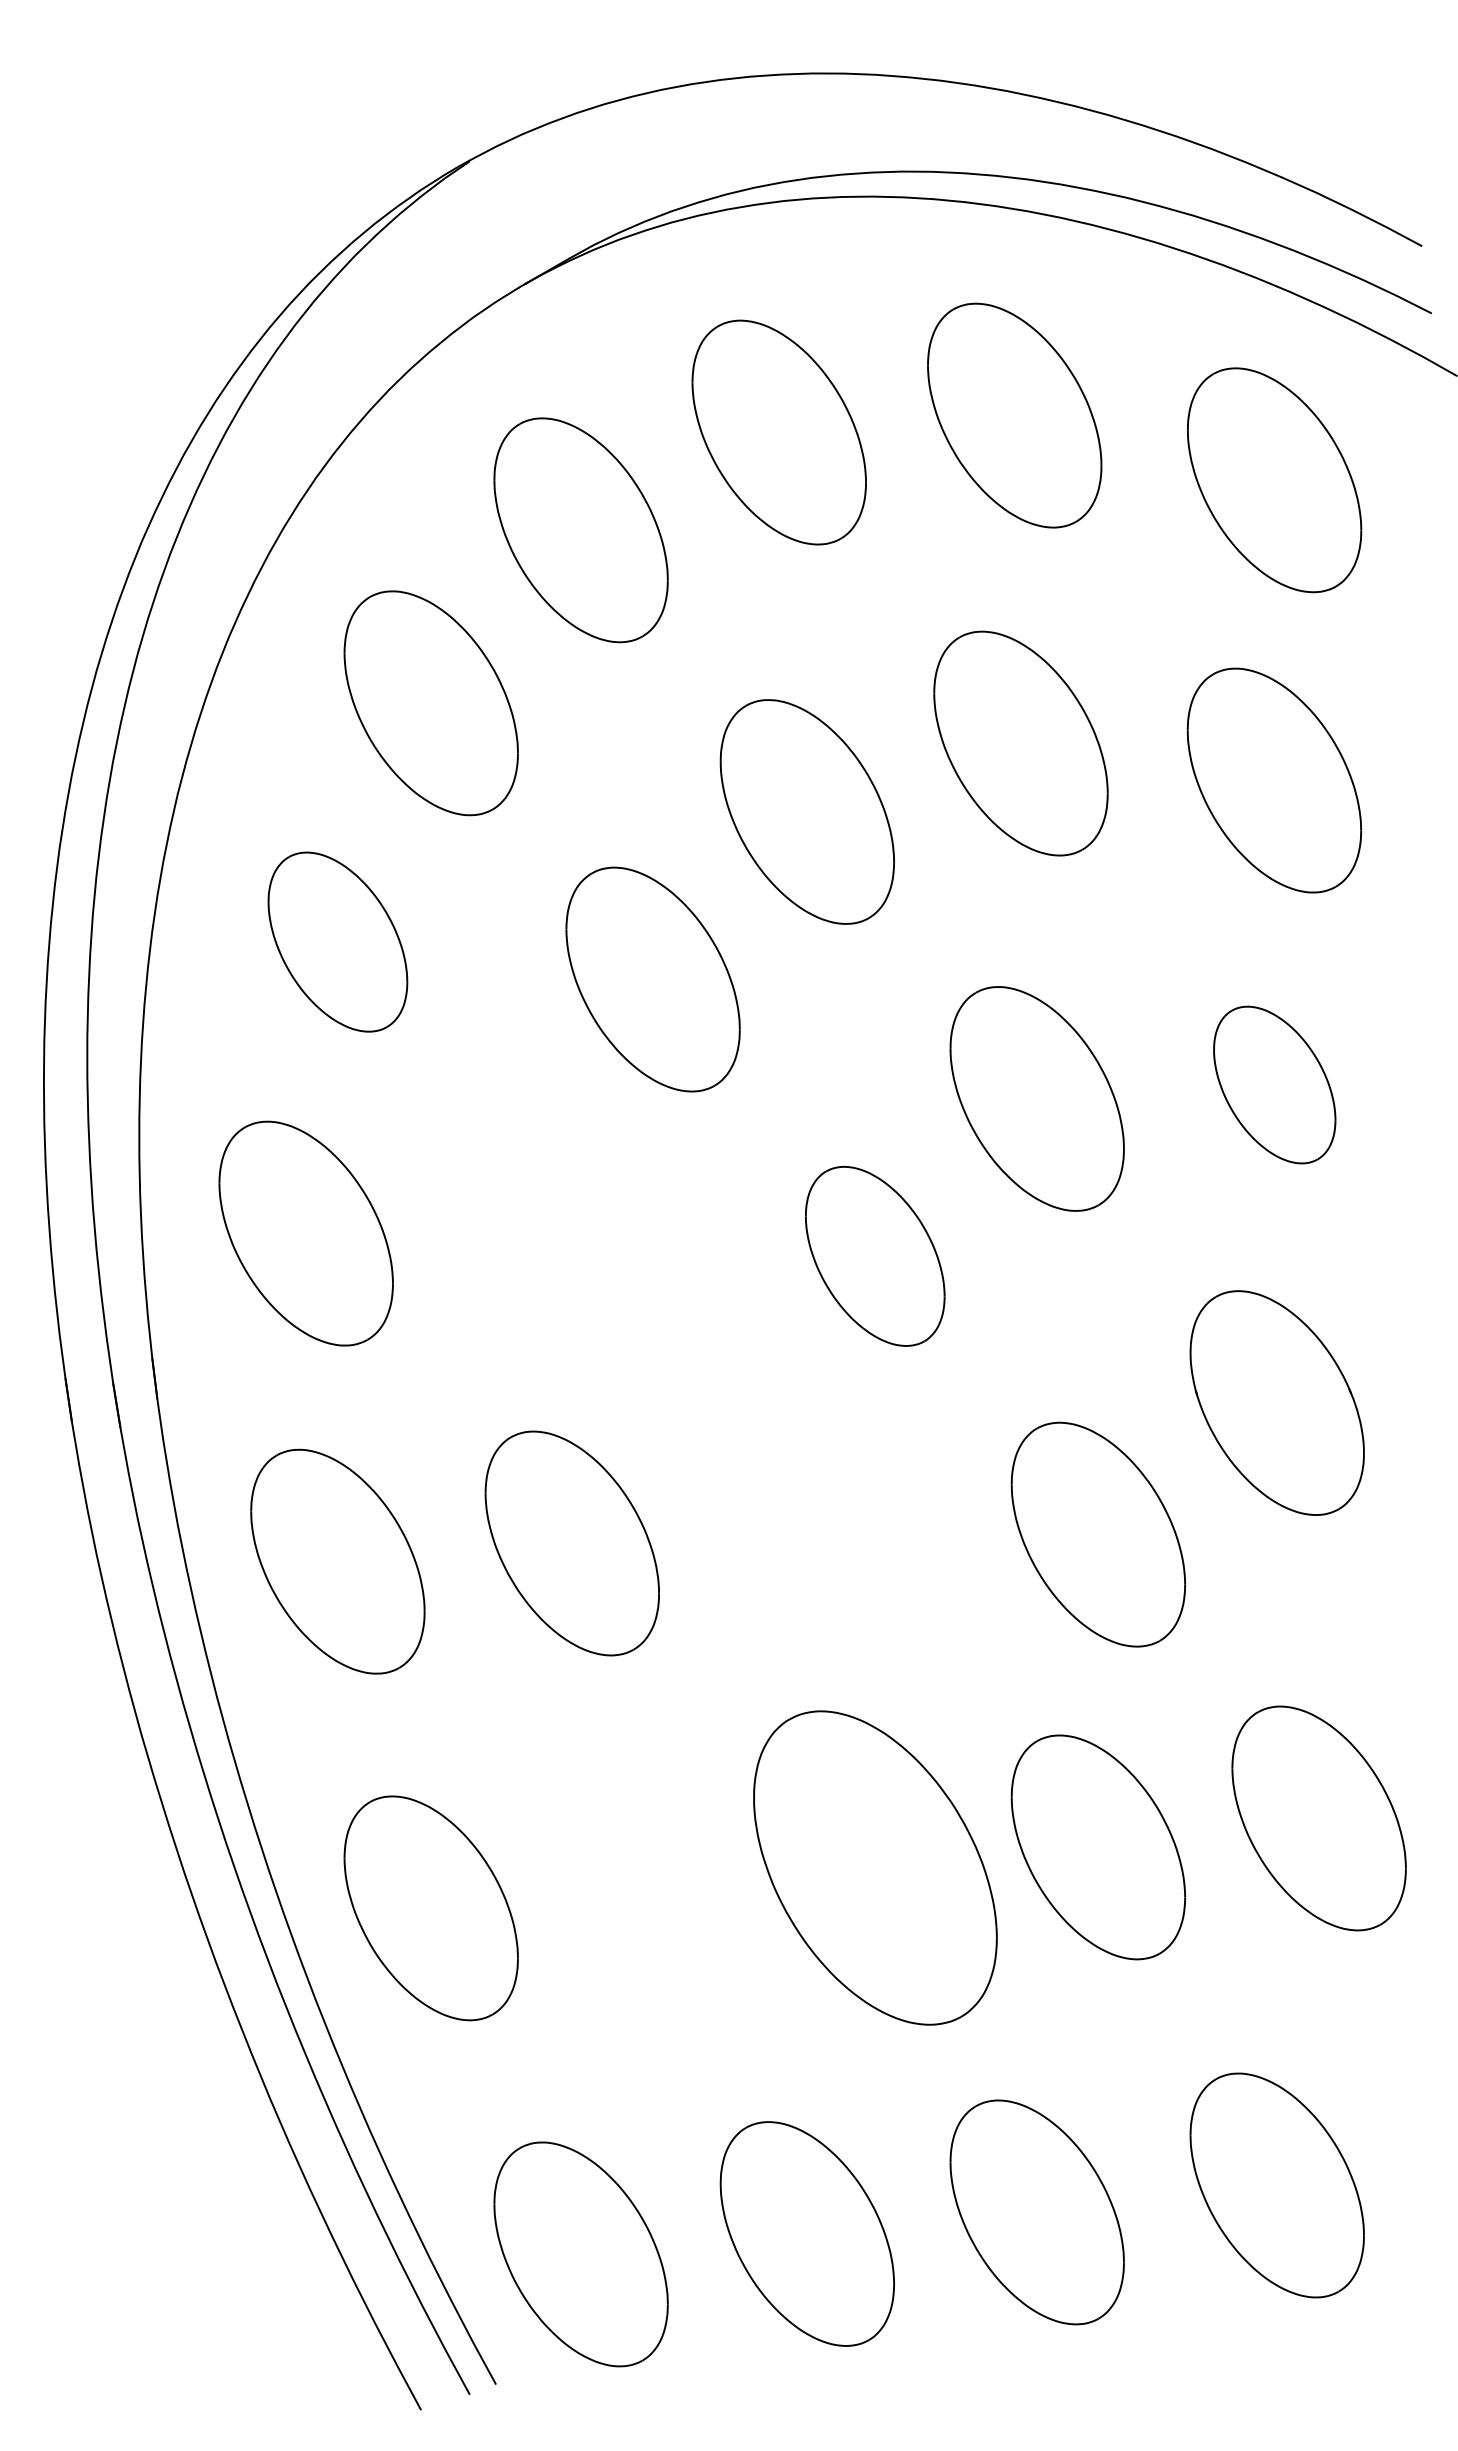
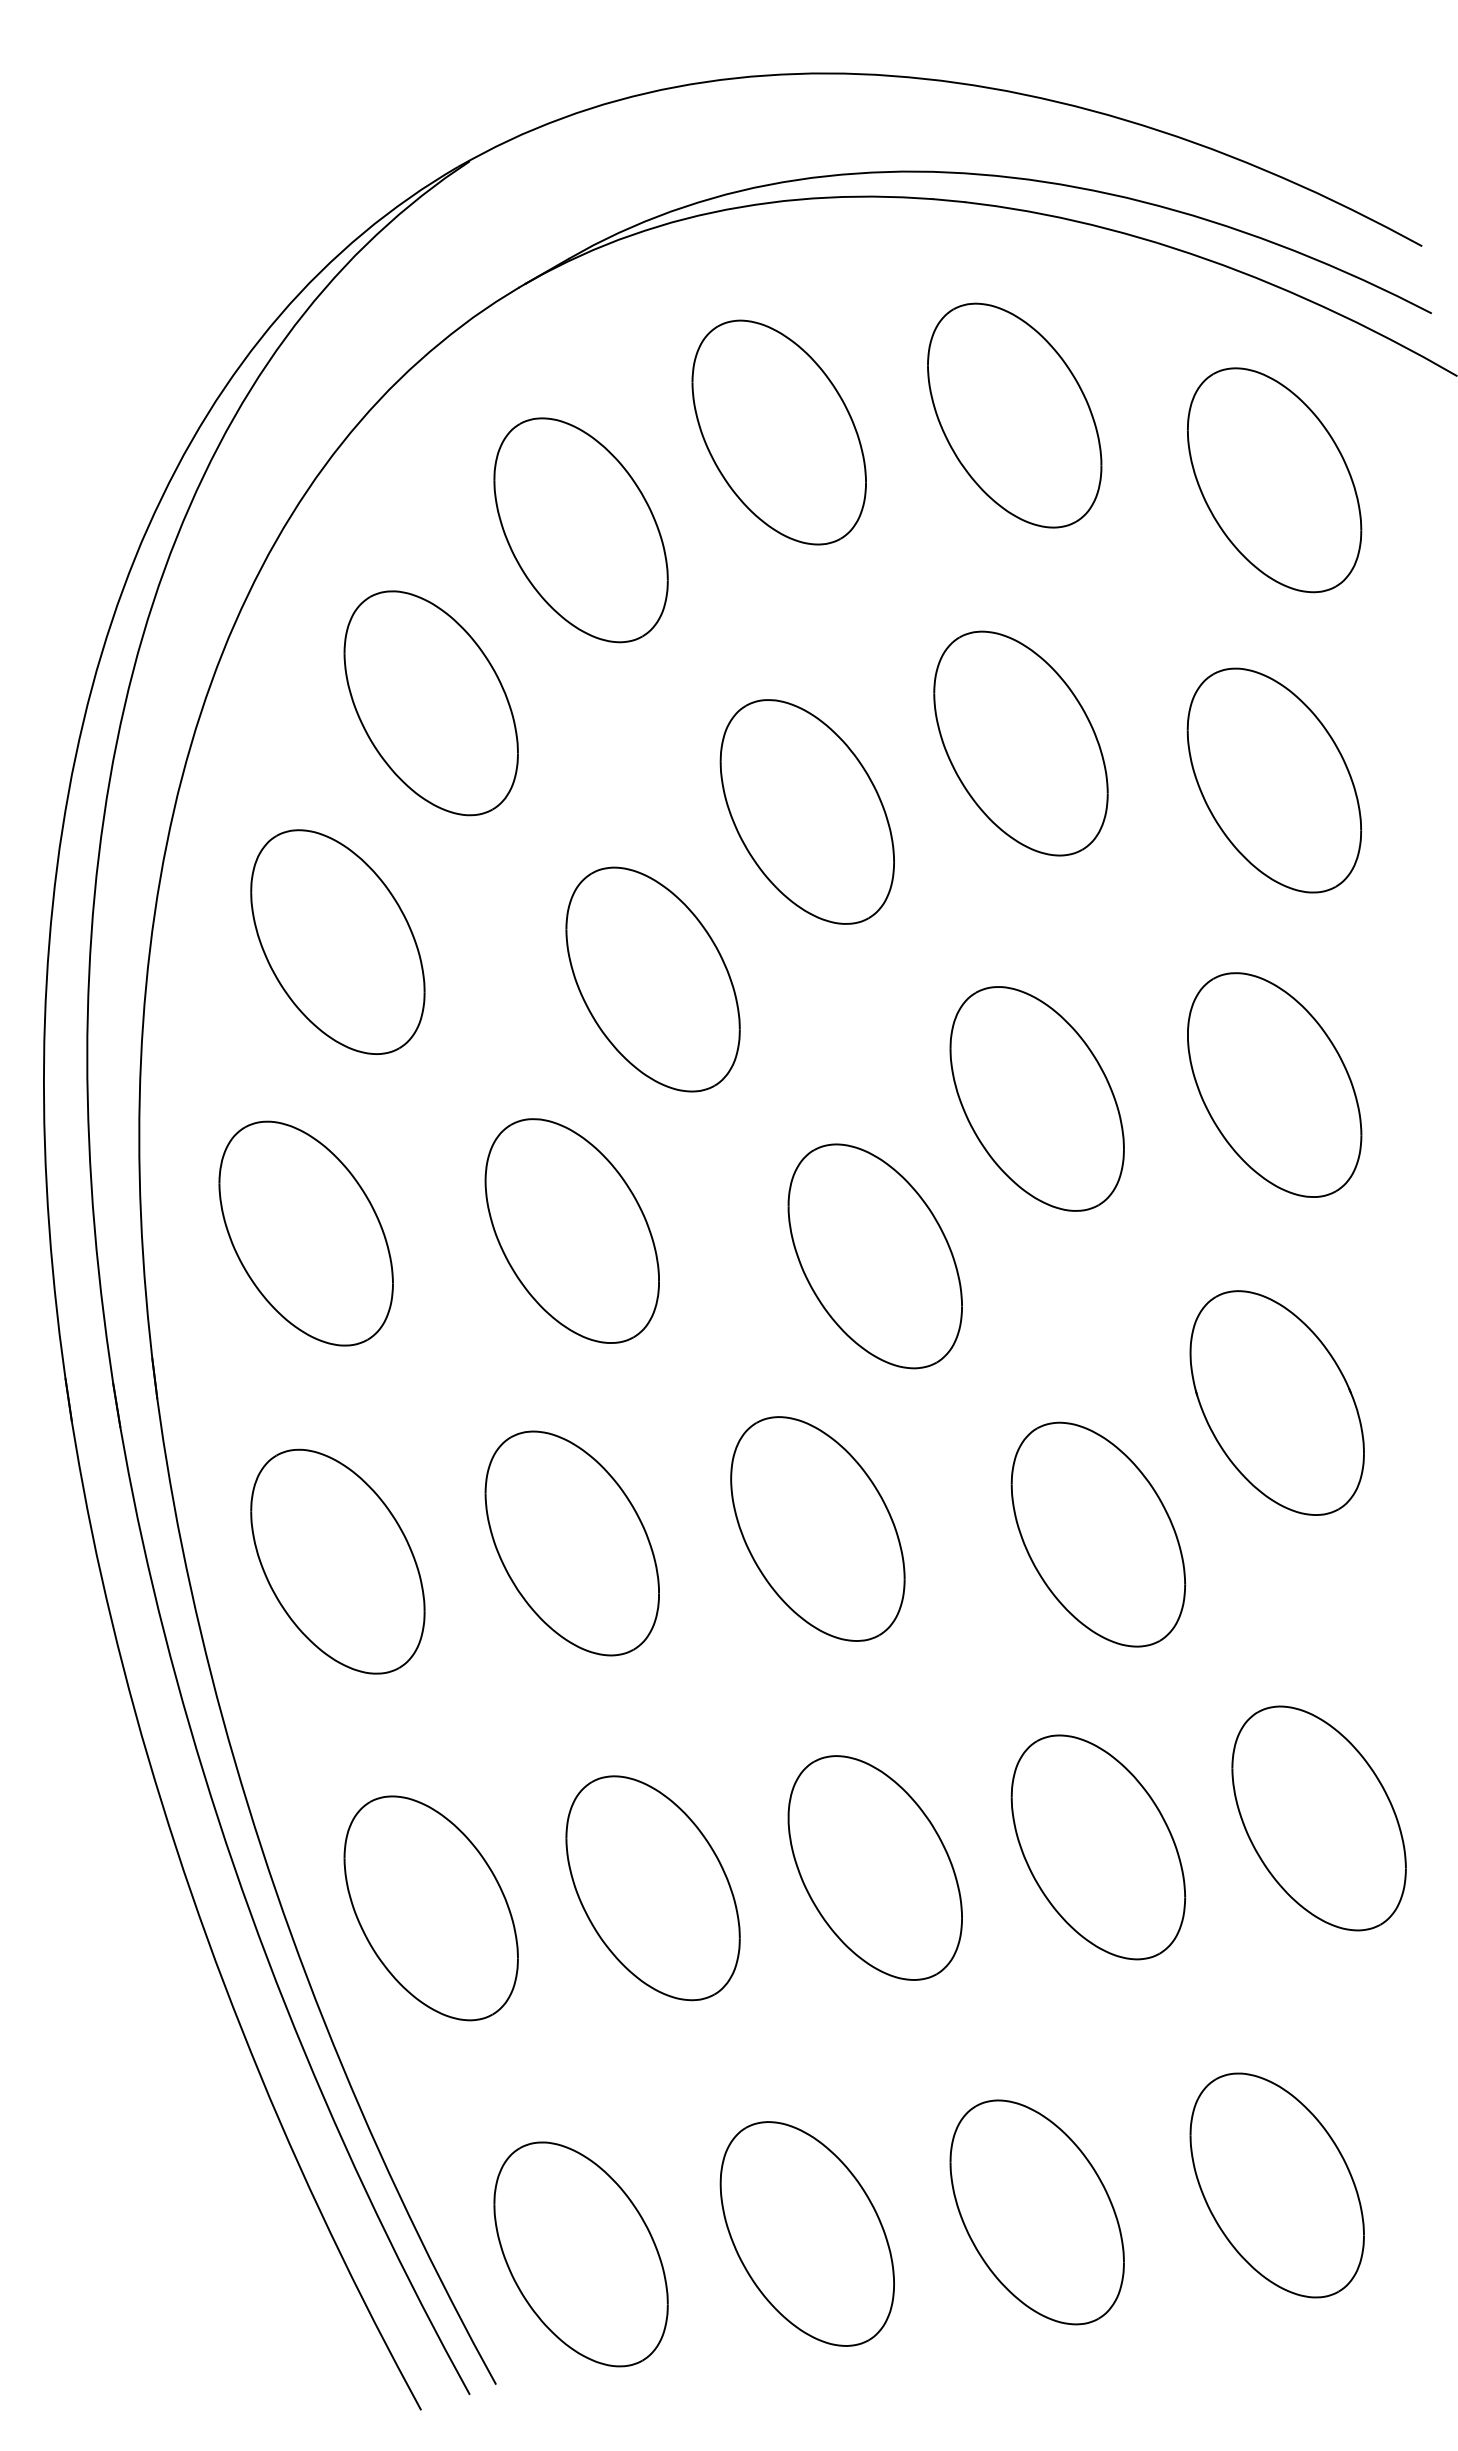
part size: 142x182 px -> 176x226 px (337, 941)
part size: 124x160 px -> 176x226 px (1274, 1084)
part: none -> present (571, 1230)
part size: 141x181 px -> 176x227 px (874, 1256)
part: none -> present (817, 1528)
part size: 245x316 px -> 176x226 px (874, 1867)
part: none -> present (652, 1888)
